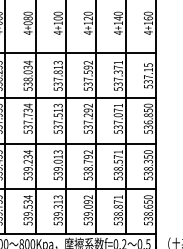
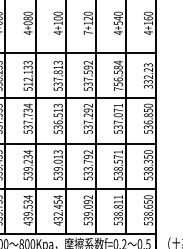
text: 4+140 -> 4+540 (118, 23)
text: 4+120 -> 7+120 (87, 32)
text: 538.034 -> 512.133 (27, 73)
text: 537.371 -> 756.584 (117, 75)
text: 537.15 -> 332.23 (147, 75)
text: 537.513 -> 536.513 (57, 122)
text: 538.792 -> 533.792 (88, 168)
text: 538.871 -> 538.811 (117, 201)
text: 539.313 -> 432.454 (57, 210)
text: 539.534 -> 439.534 (27, 223)
